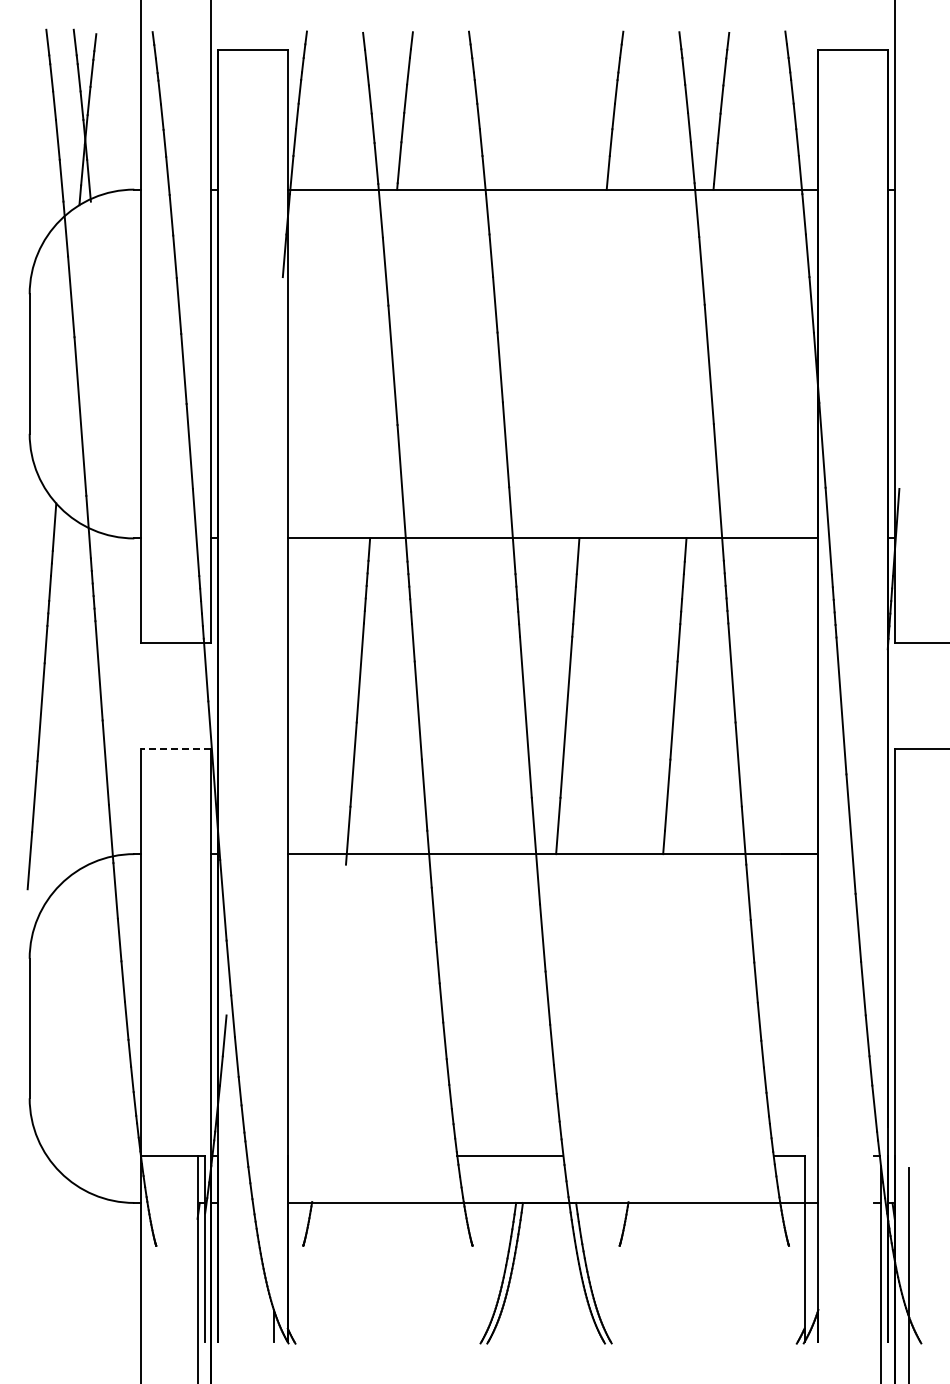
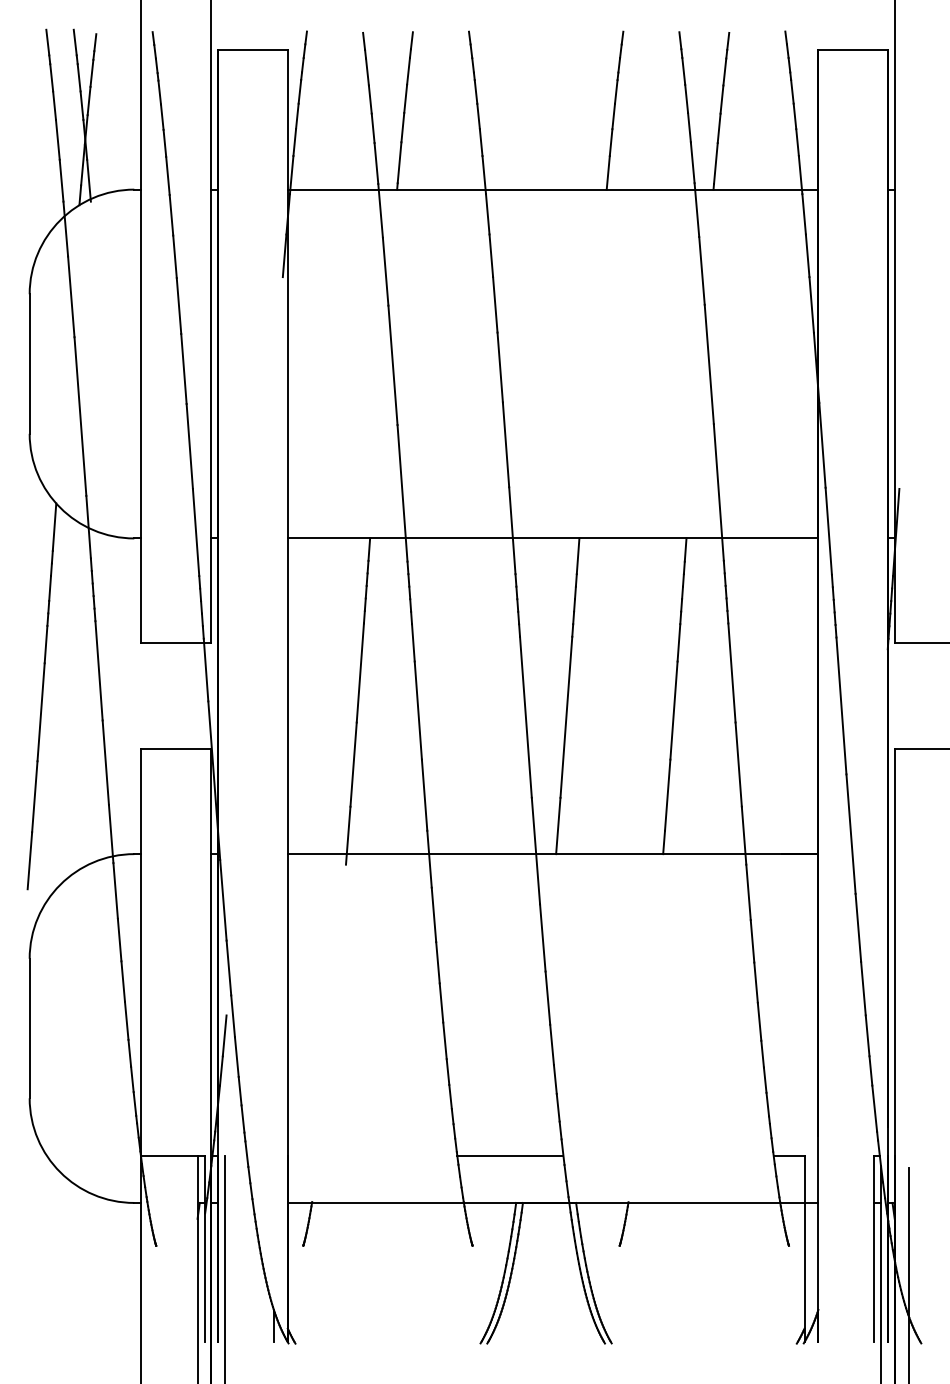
line: dashed -> solid (176, 749)
line: none -> present (874, 1248)
line: none -> present (225, 1267)
